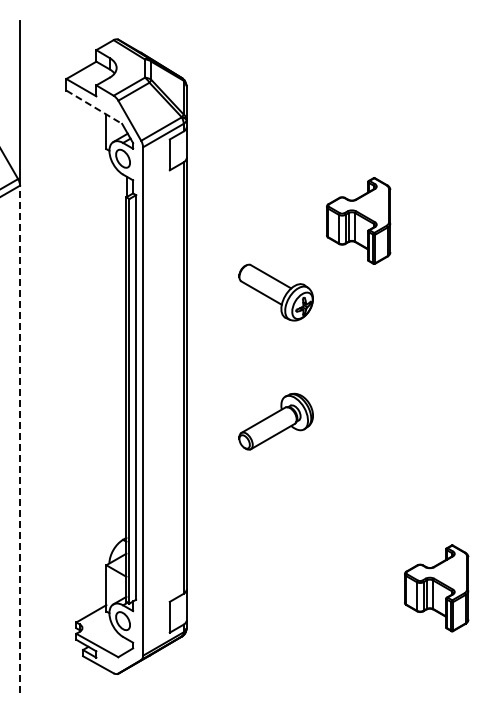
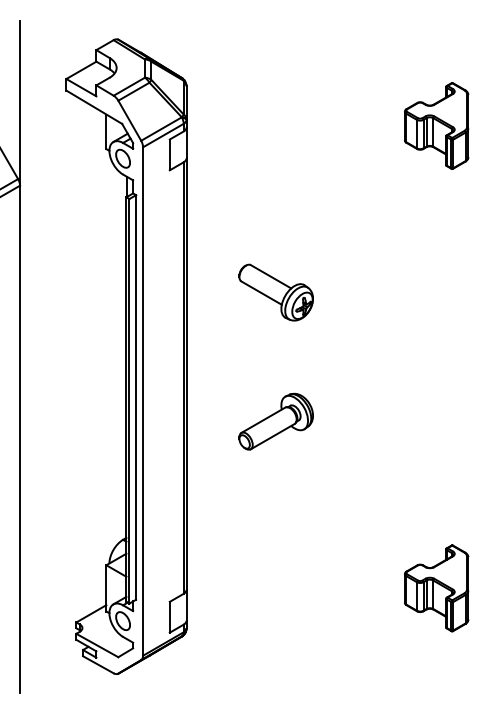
line: dashed -> solid (94, 107)
part position: (358, 220) -> (436, 125) (436, 125)
line: dashed -> solid (20, 439)
